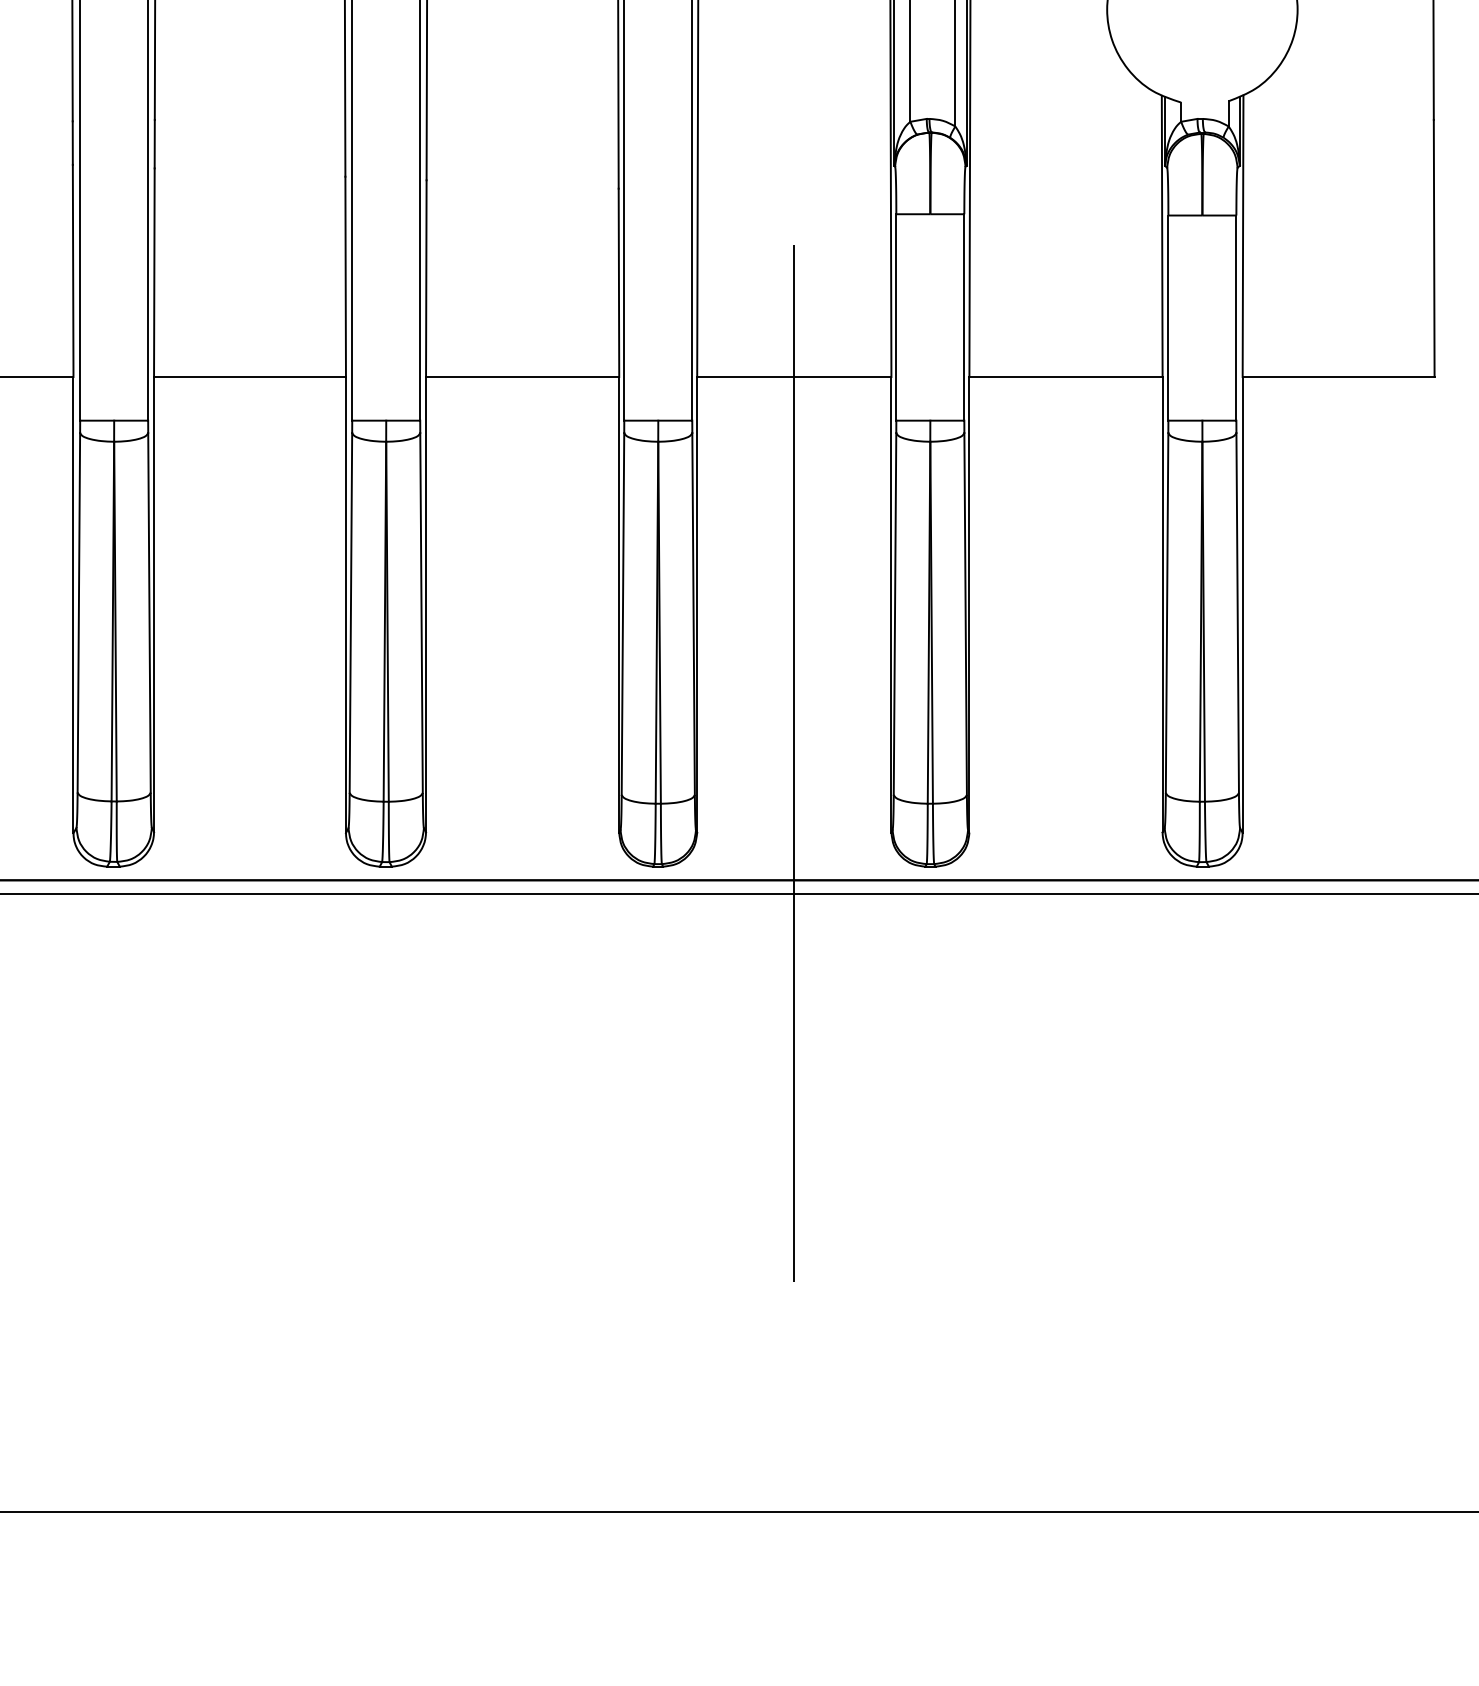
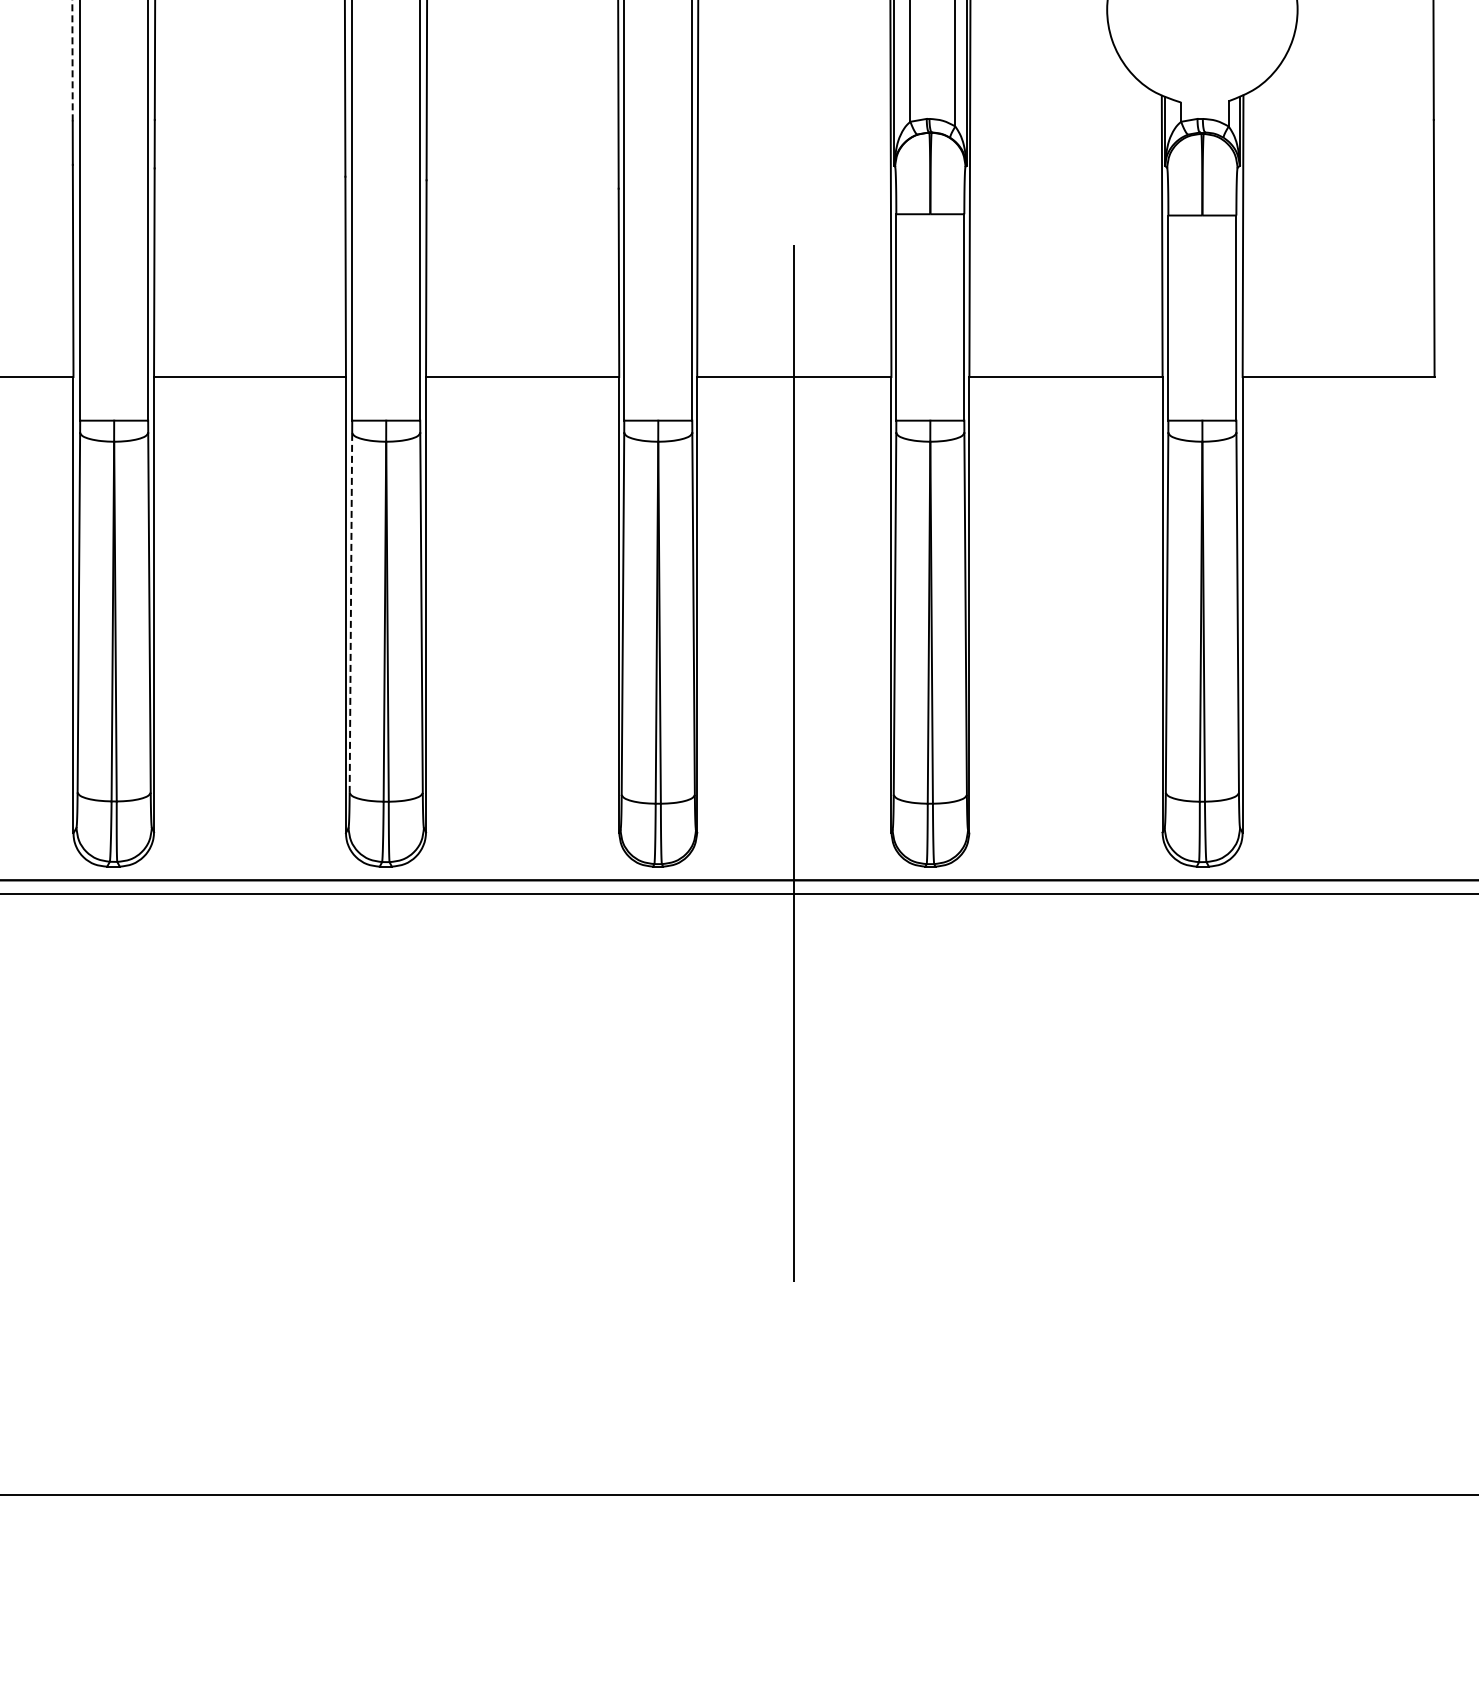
line: solid -> dashed (72, 60)
line: solid -> dashed (350, 612)
line position: (738, 1512) -> (738, 1495) (738, 1495)
